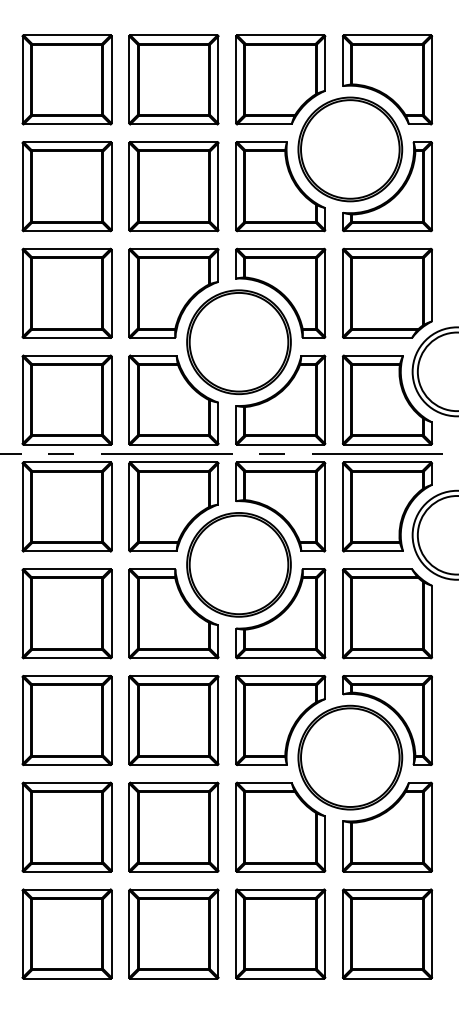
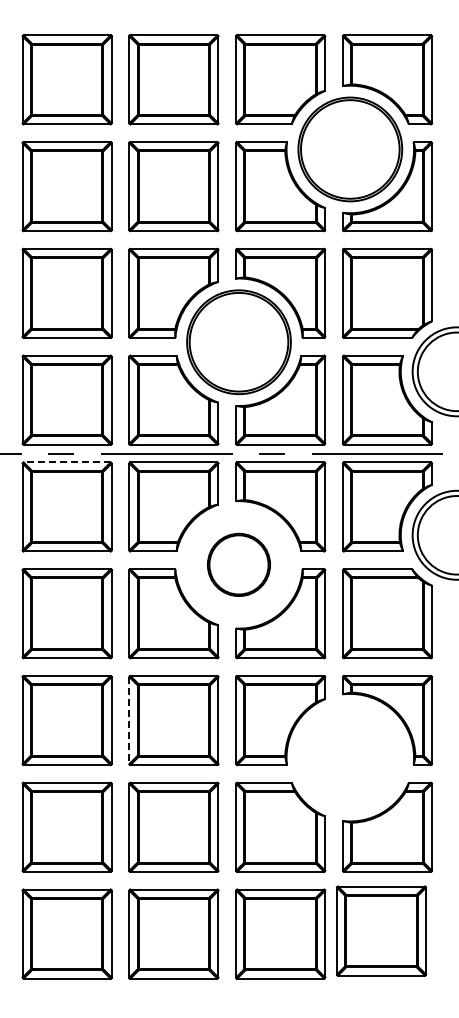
line: solid -> dashed (66, 462)
part size: 106x106 px -> 64x65 px (238, 564)
line: solid -> dashed (129, 721)
part: present -> none (350, 757)
part position: (387, 933) -> (381, 930) (381, 930)
